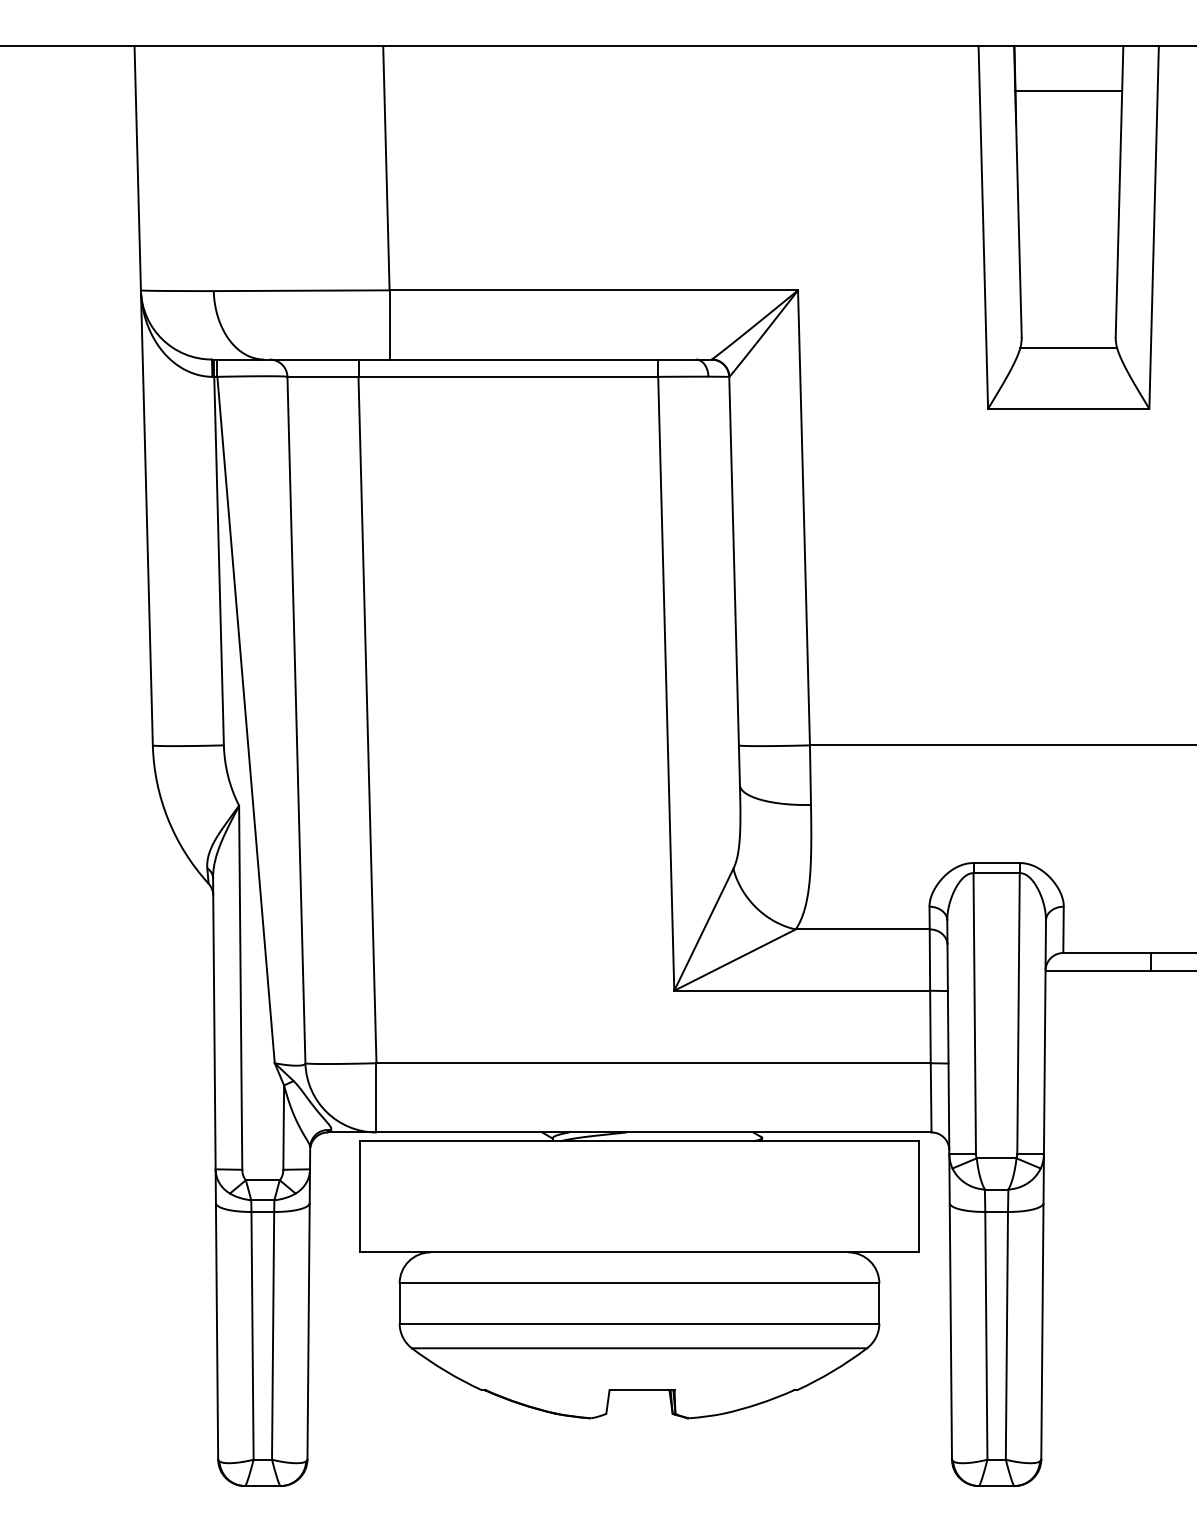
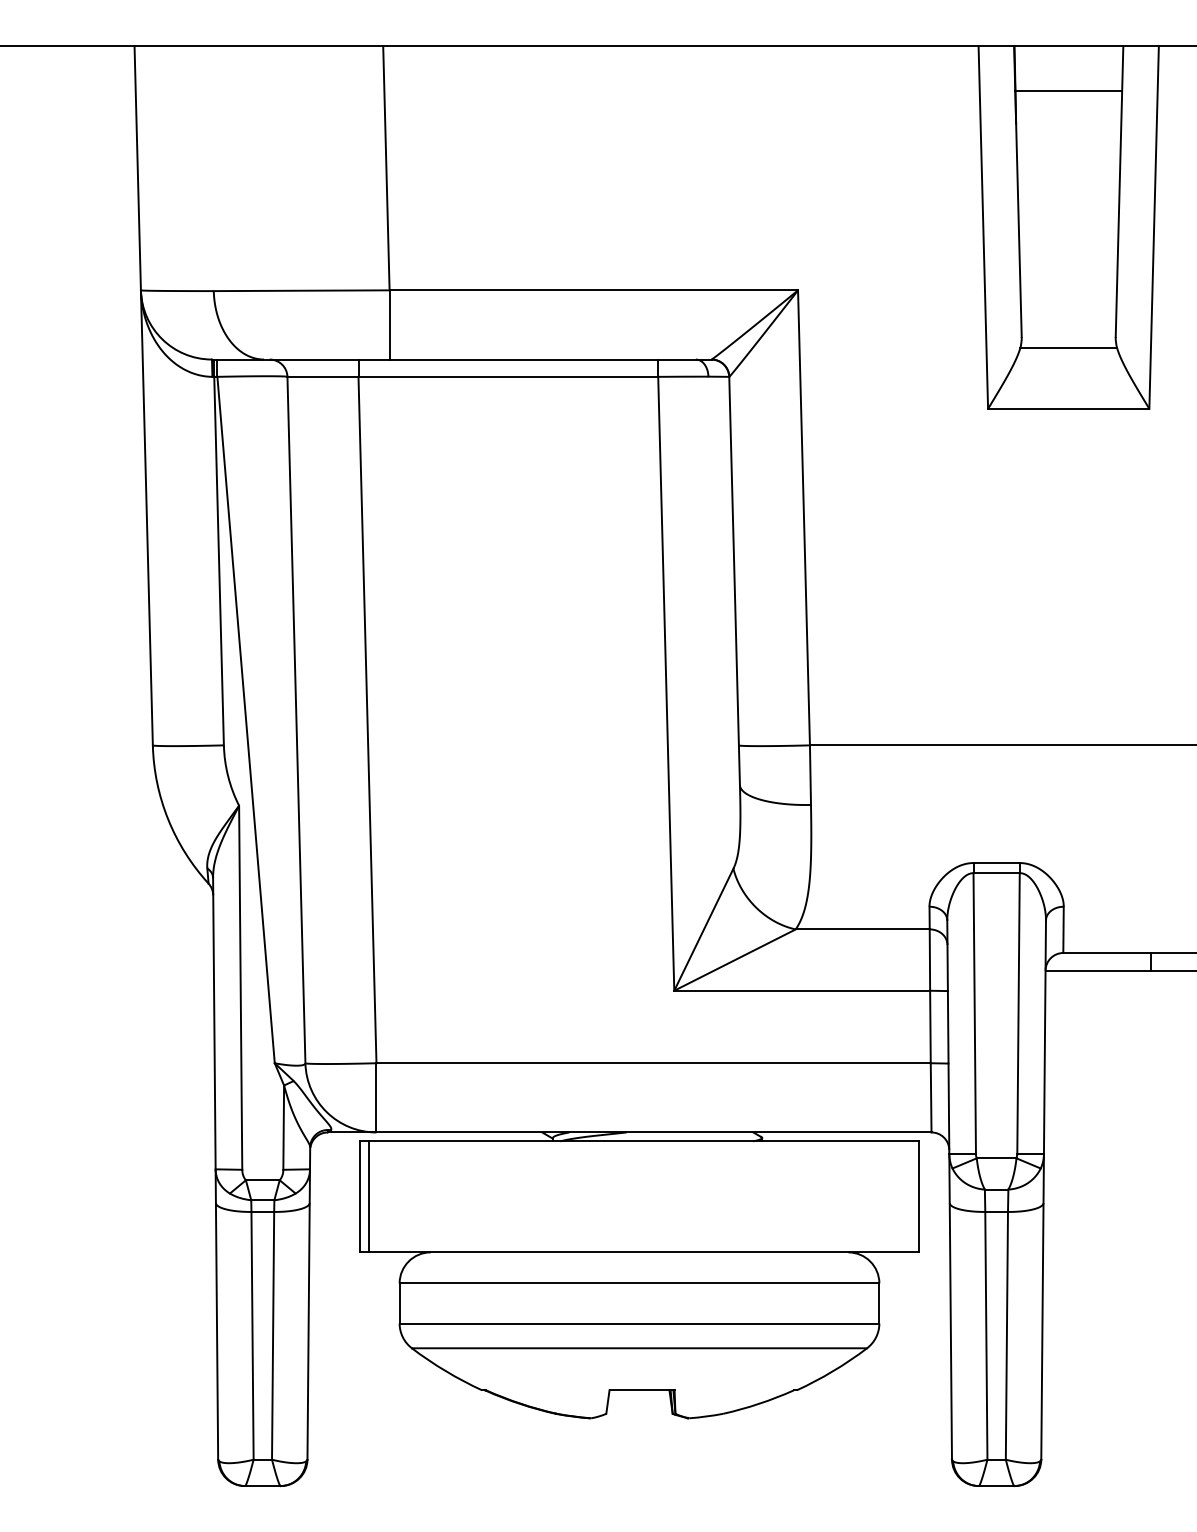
line: none -> present (368, 1196)
